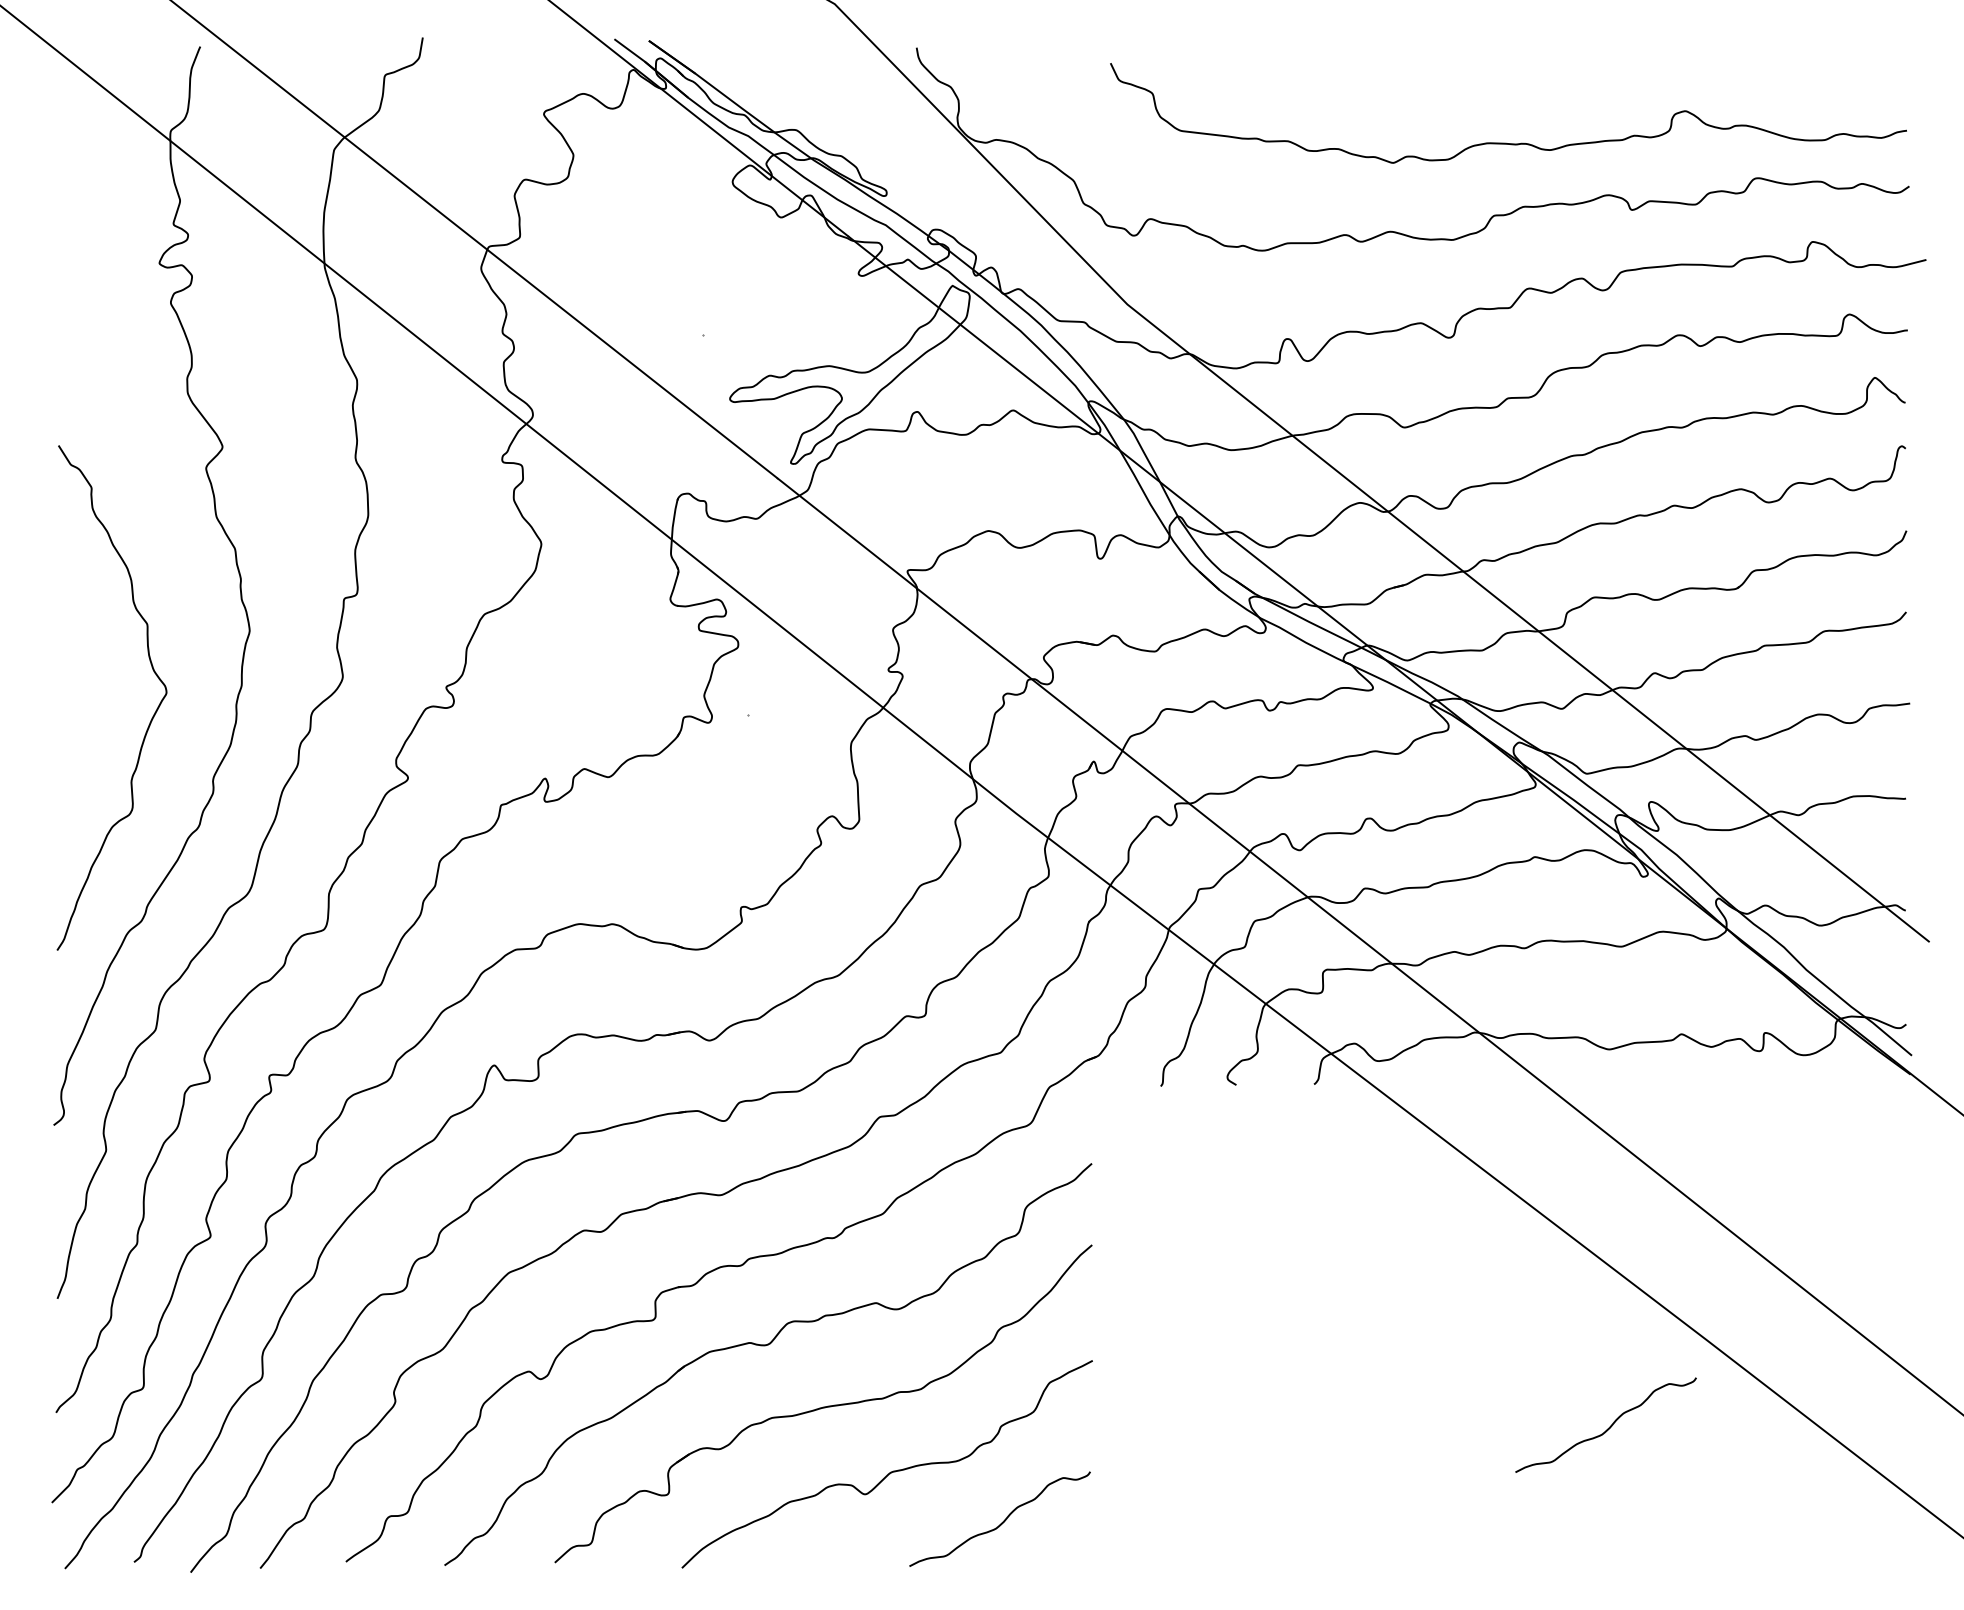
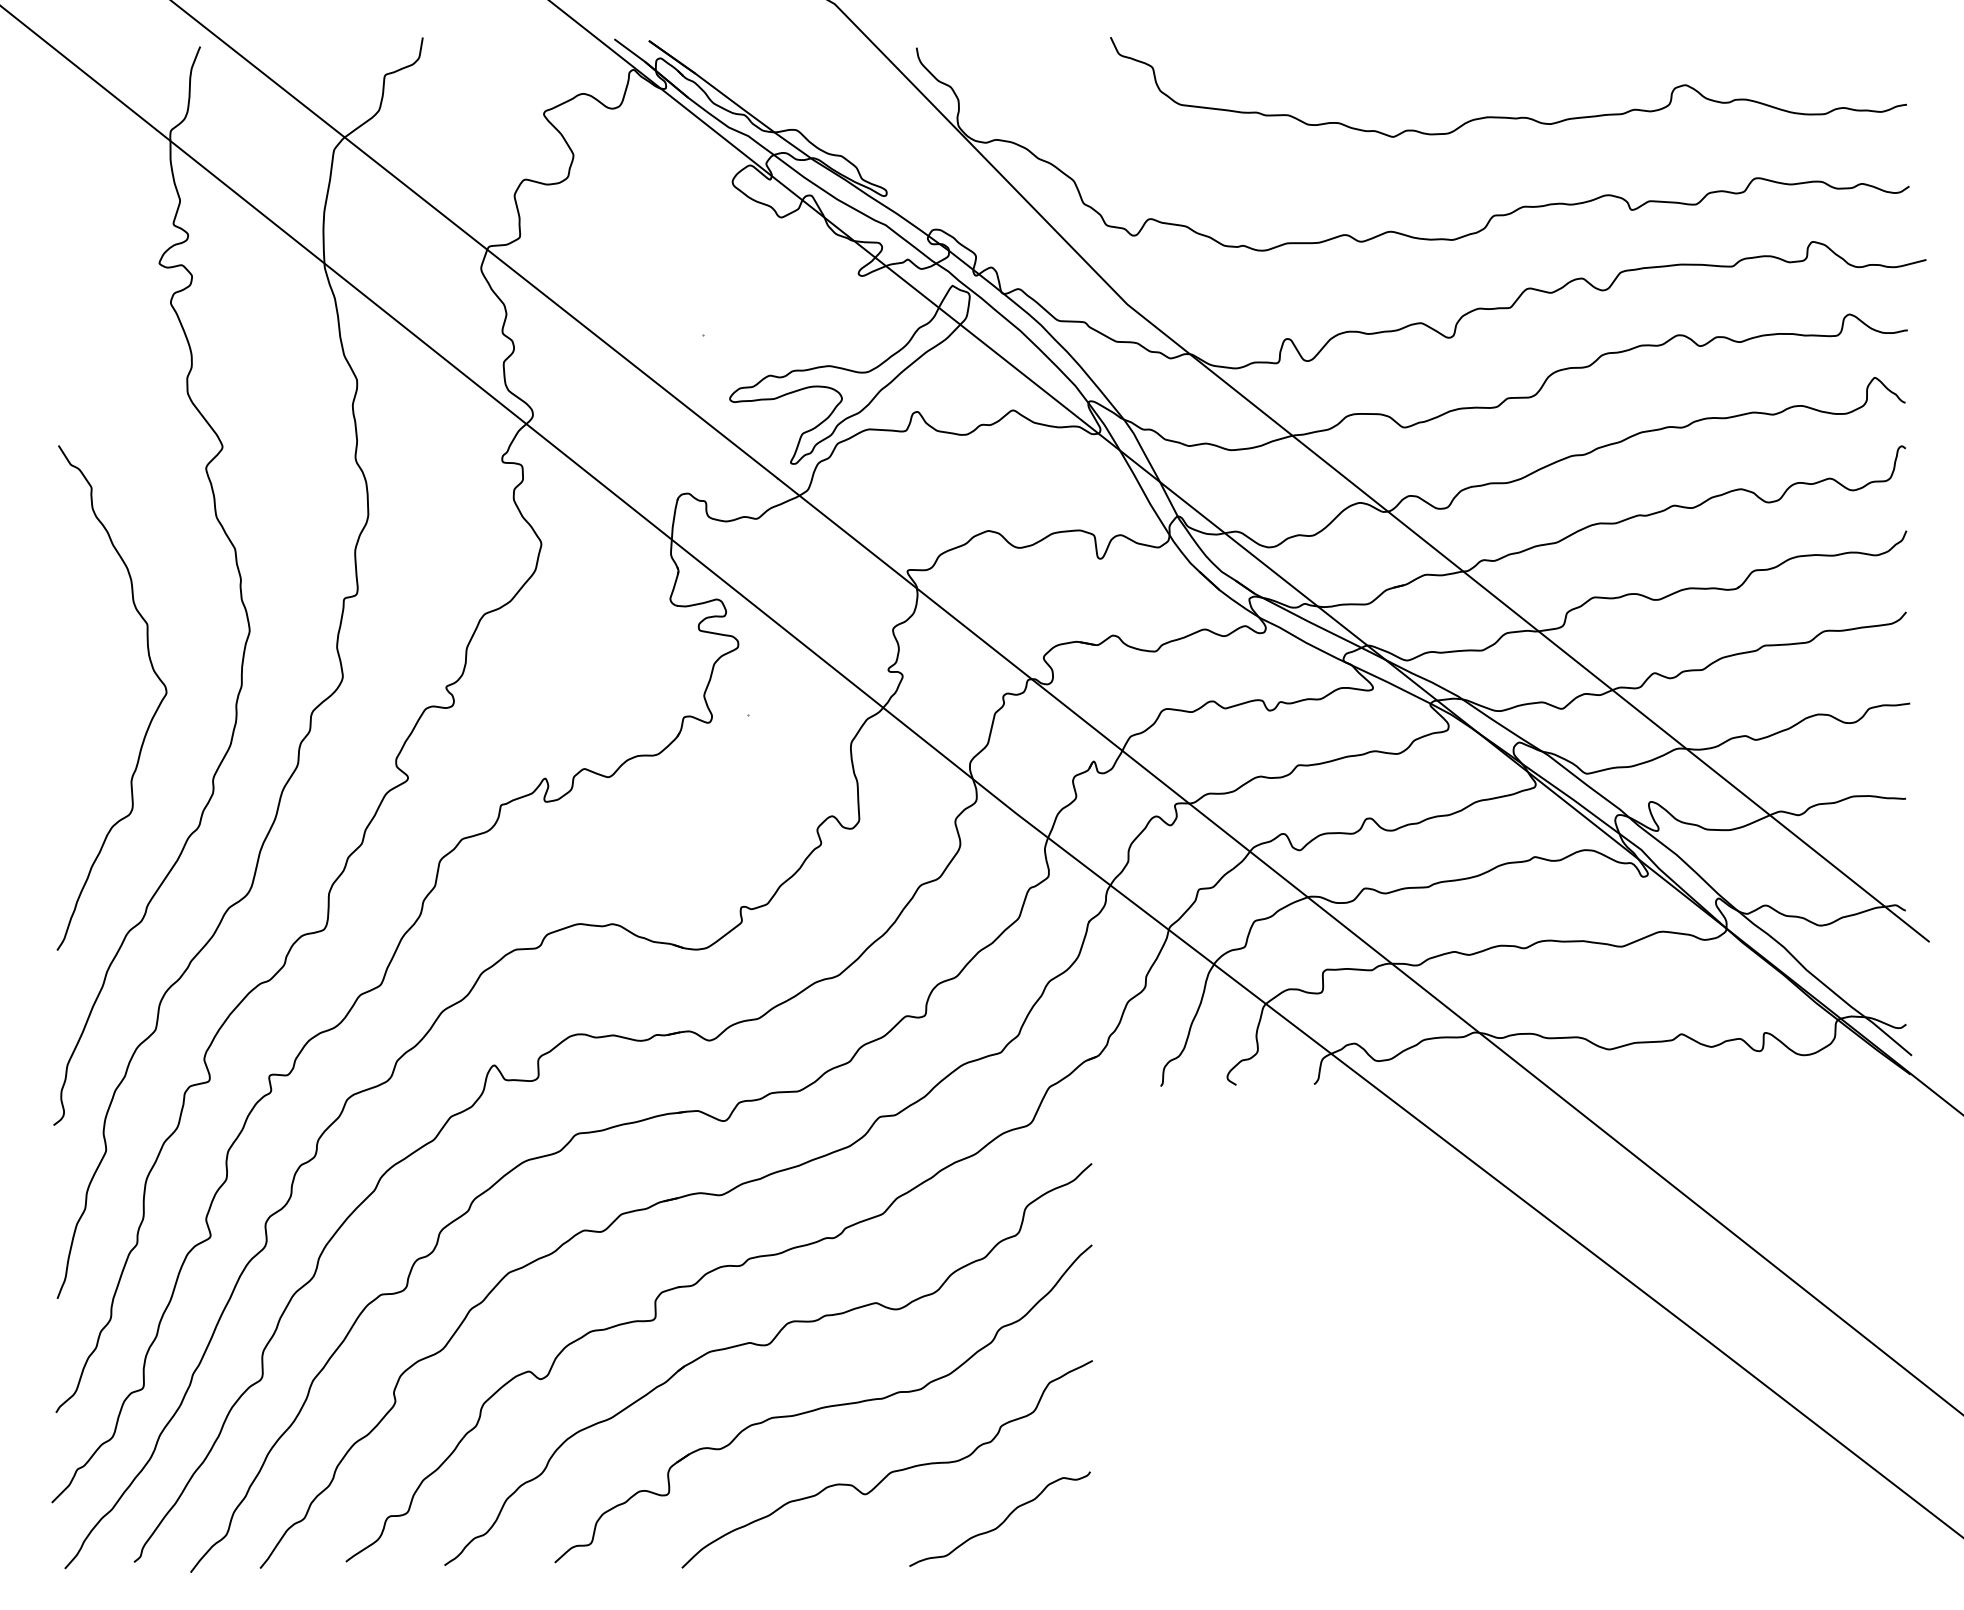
curve position: (1506, 142) -> (1506, 116) (1506, 116)
curve: present -> none (1608, 1427)
